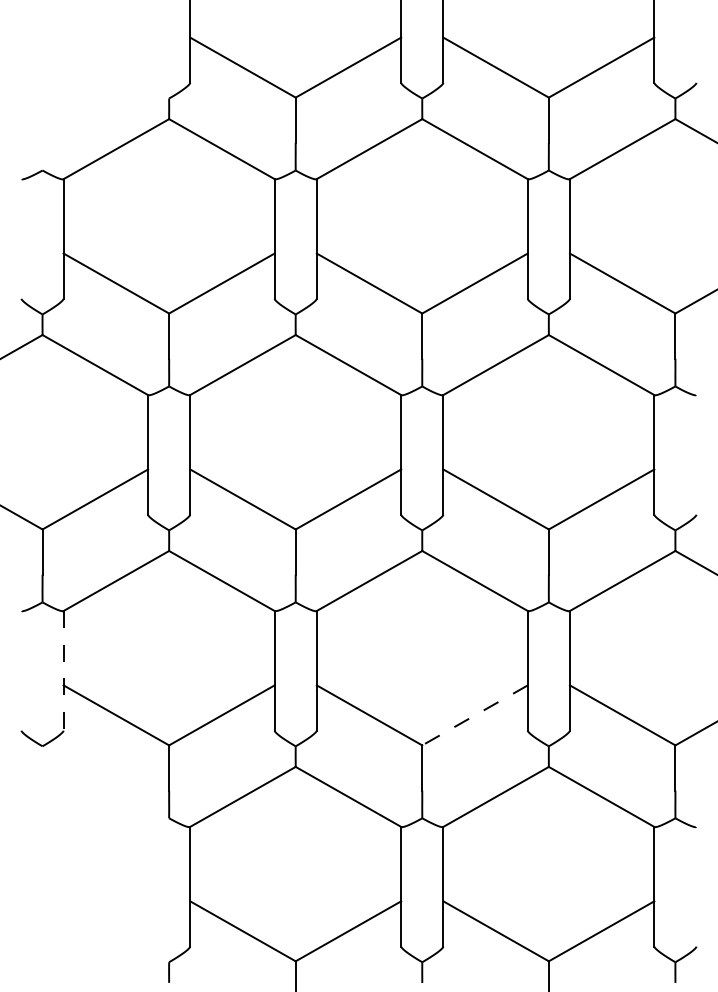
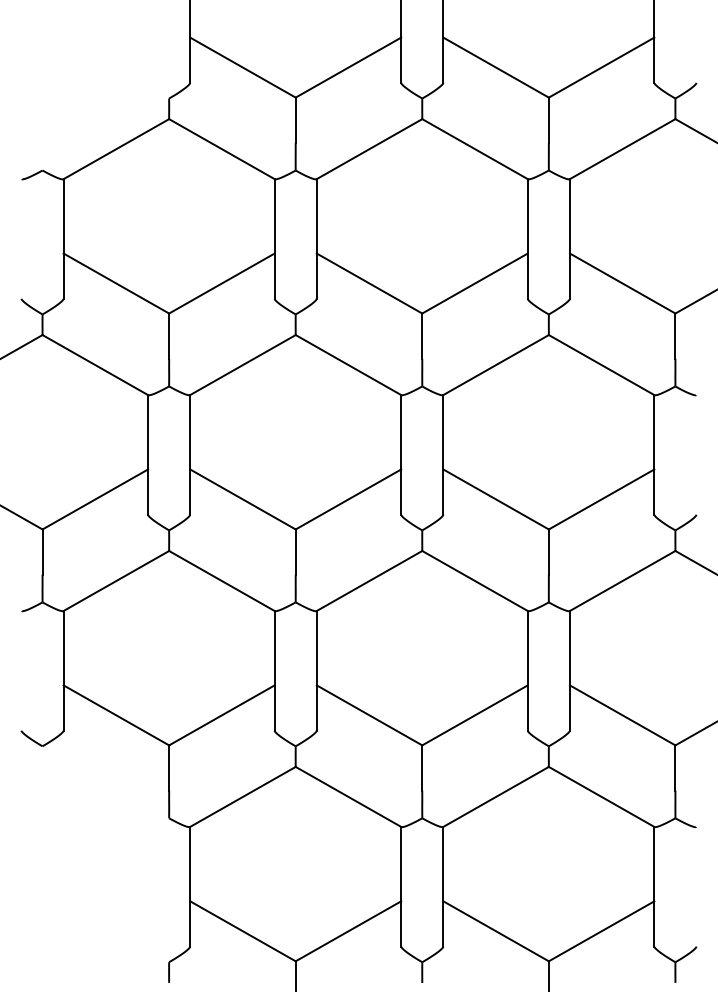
line: dashed -> solid (63, 670)
line: dashed -> solid (475, 715)
